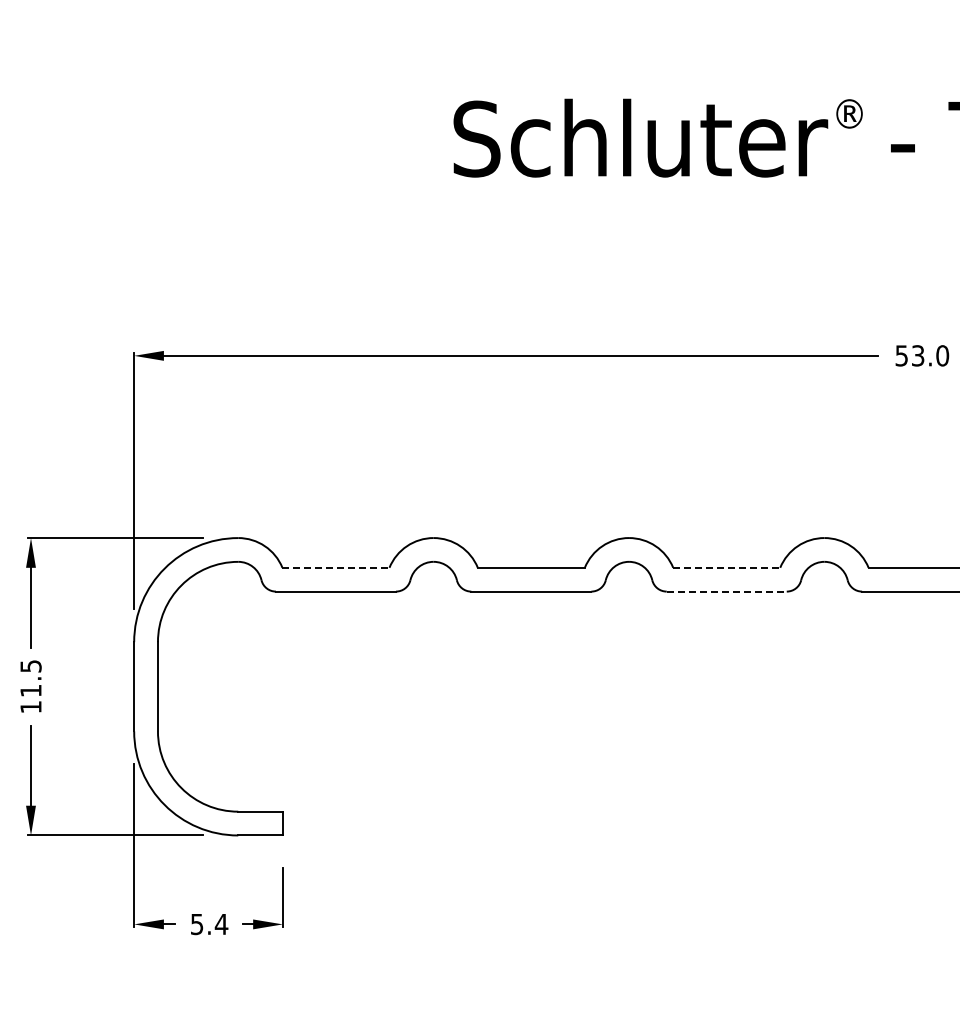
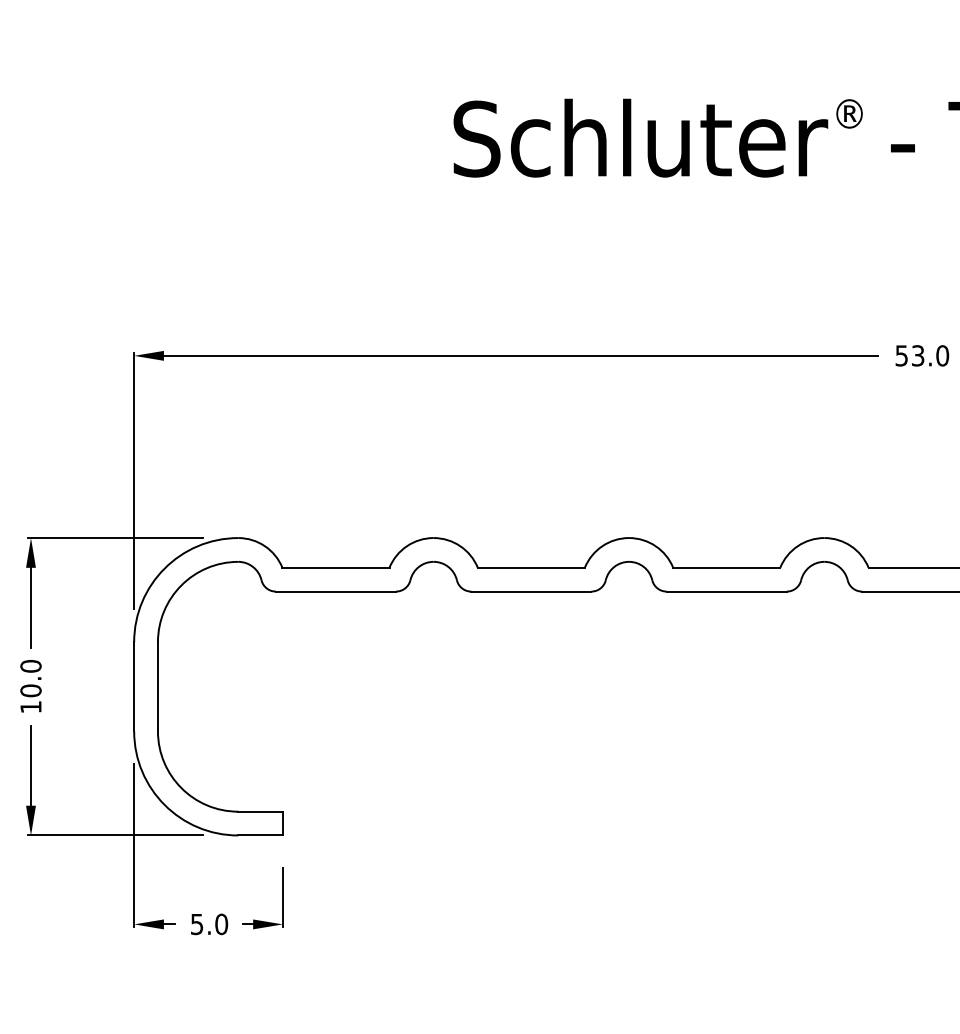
line: dashed -> solid (335, 567)
line: dashed -> solid (726, 567)
line: dashed -> solid (727, 591)
text: 11.5 -> 10.0 (30, 678)
text: 5.4 -> 5.0 (221, 924)
